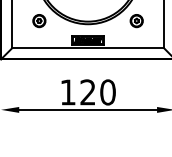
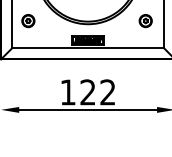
part position: (39, 21) -> (28, 21) (28, 21)
part position: (136, 21) -> (145, 21) (145, 21)
text: 120 -> 122 (107, 92)
